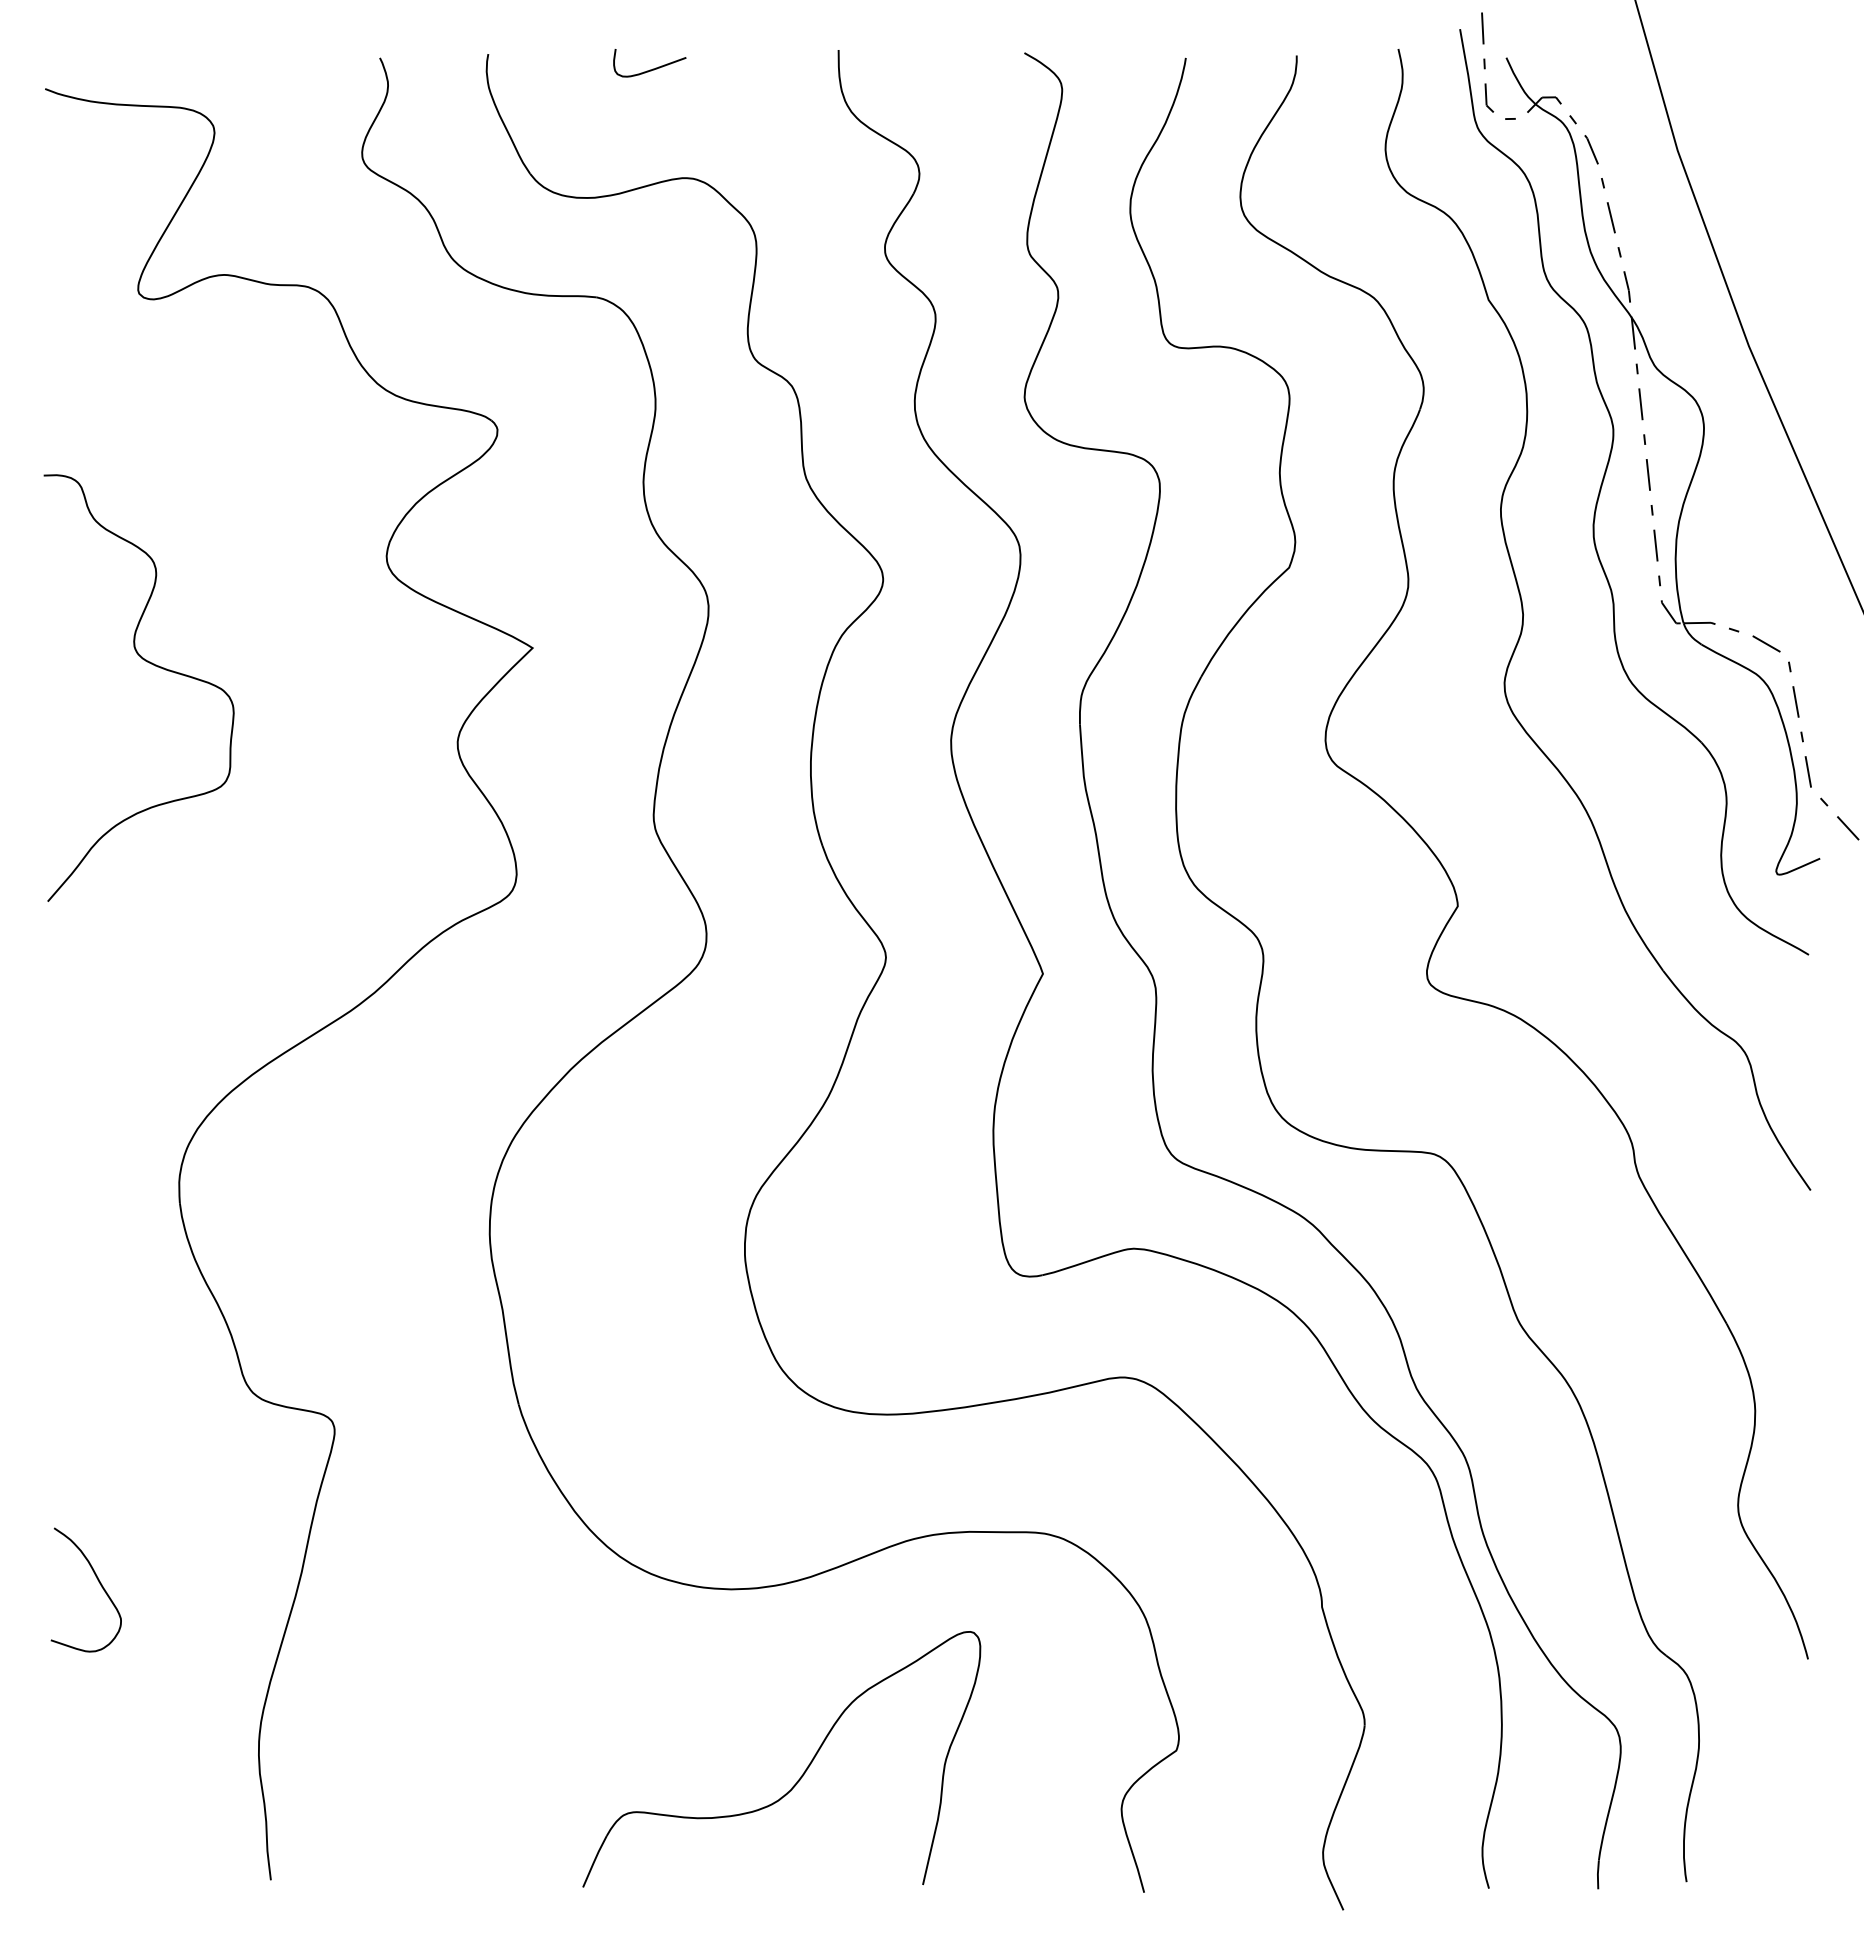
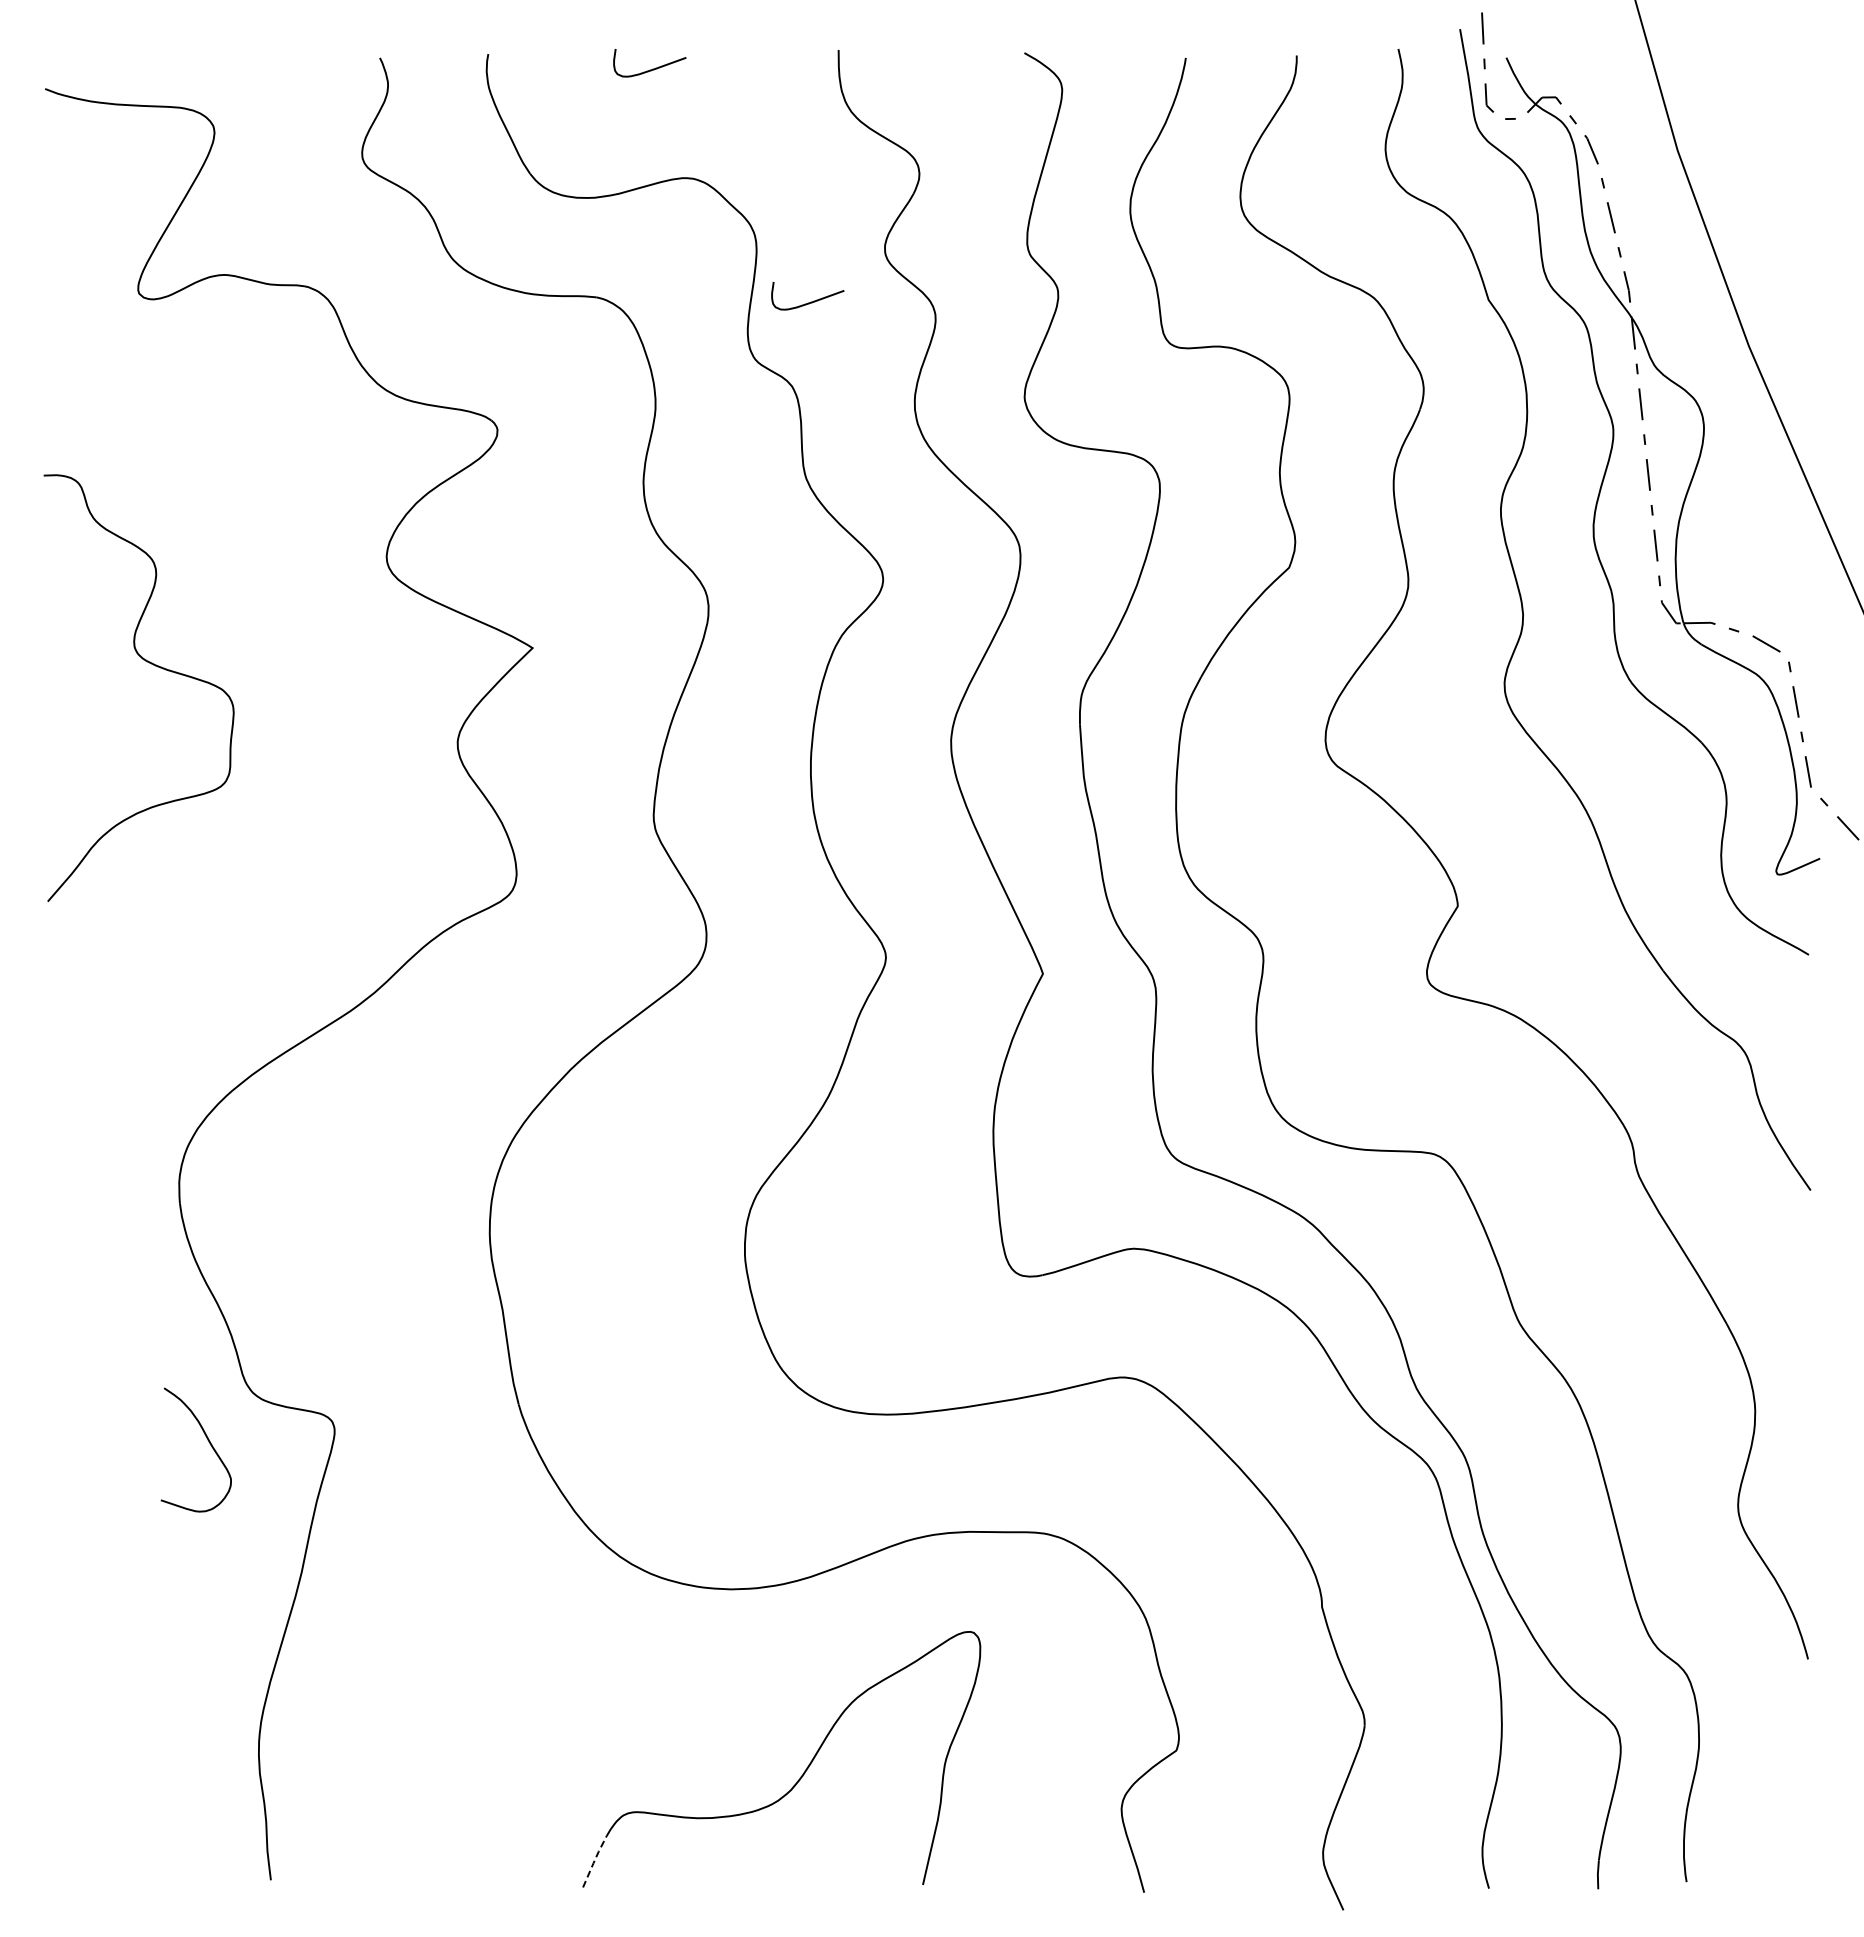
curve: none -> present (810, 301)
curve position: (98, 1582) -> (208, 1442) (208, 1442)
line: solid -> dashed (594, 1861)
